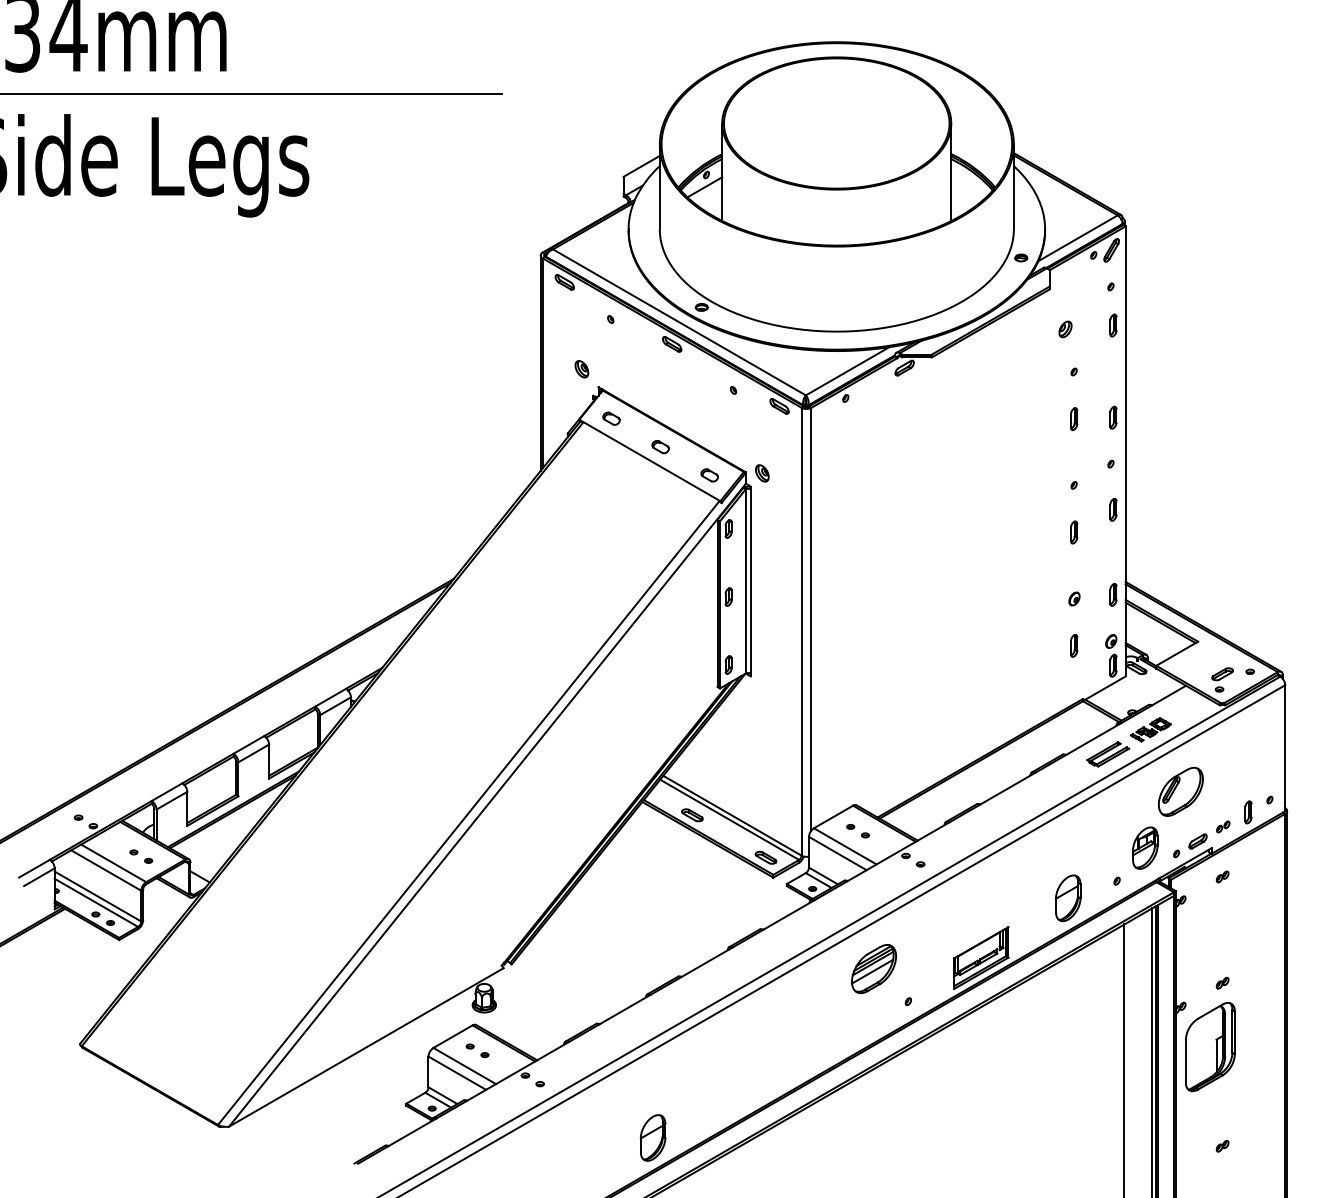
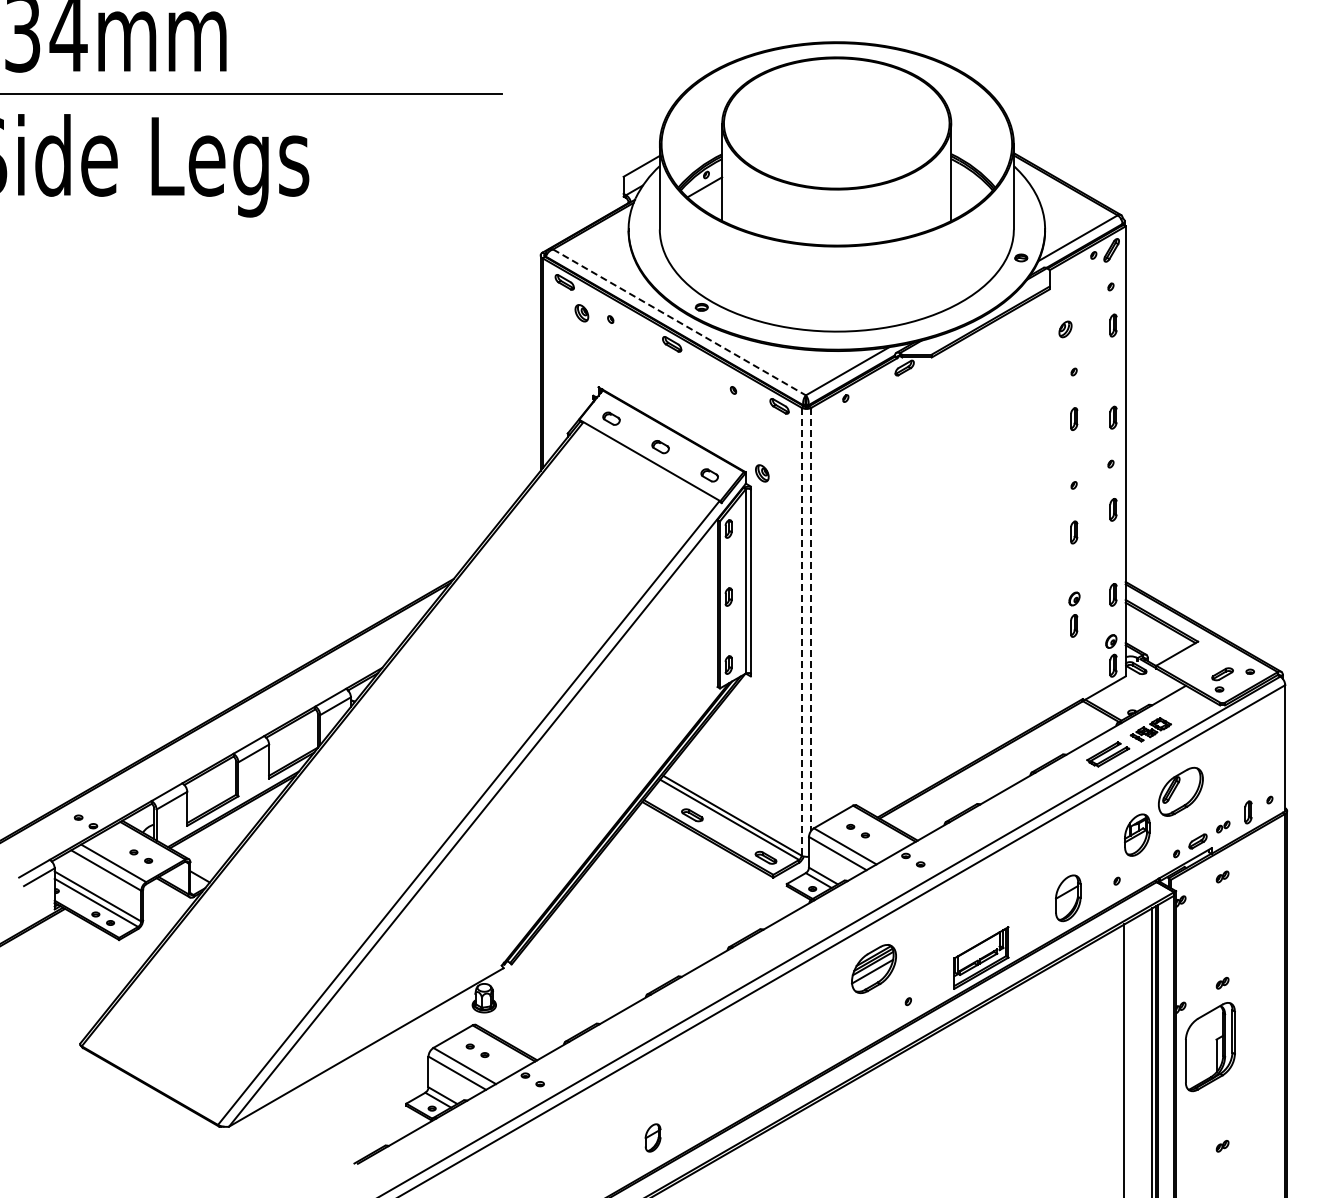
line: solid -> dashed (679, 322)
part position: (581, 369) -> (581, 313) (581, 313)
line: solid -> dashed (811, 619)
line: solid -> dashed (801, 631)
part position: (1074, 645) -> (1074, 625) (1074, 625)
part position: (1145, 847) -> (1137, 834) (1137, 834)
part size: 28x48 px -> 18x30 px (652, 1137)
